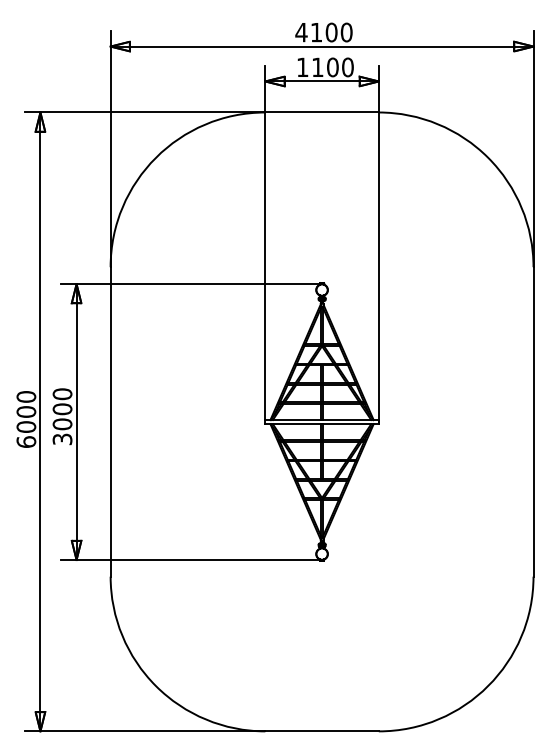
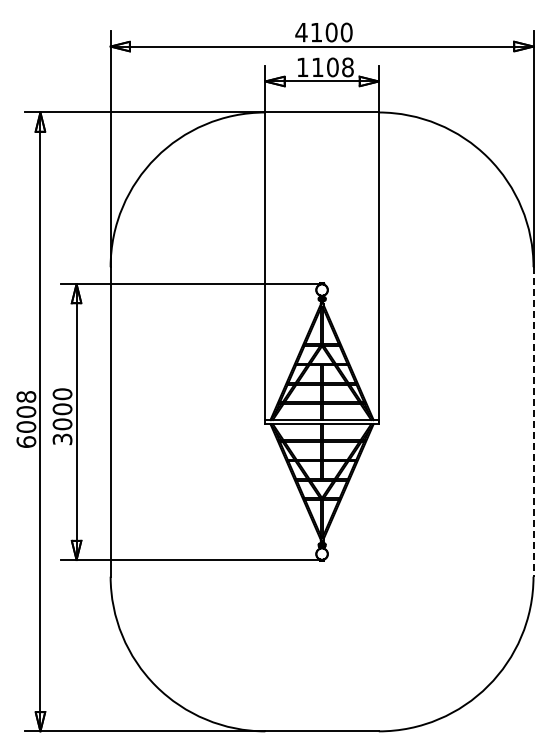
text: 1100 -> 1108 (347, 67)
text: 6000 -> 6008 (26, 396)
line: solid -> dashed (533, 421)
